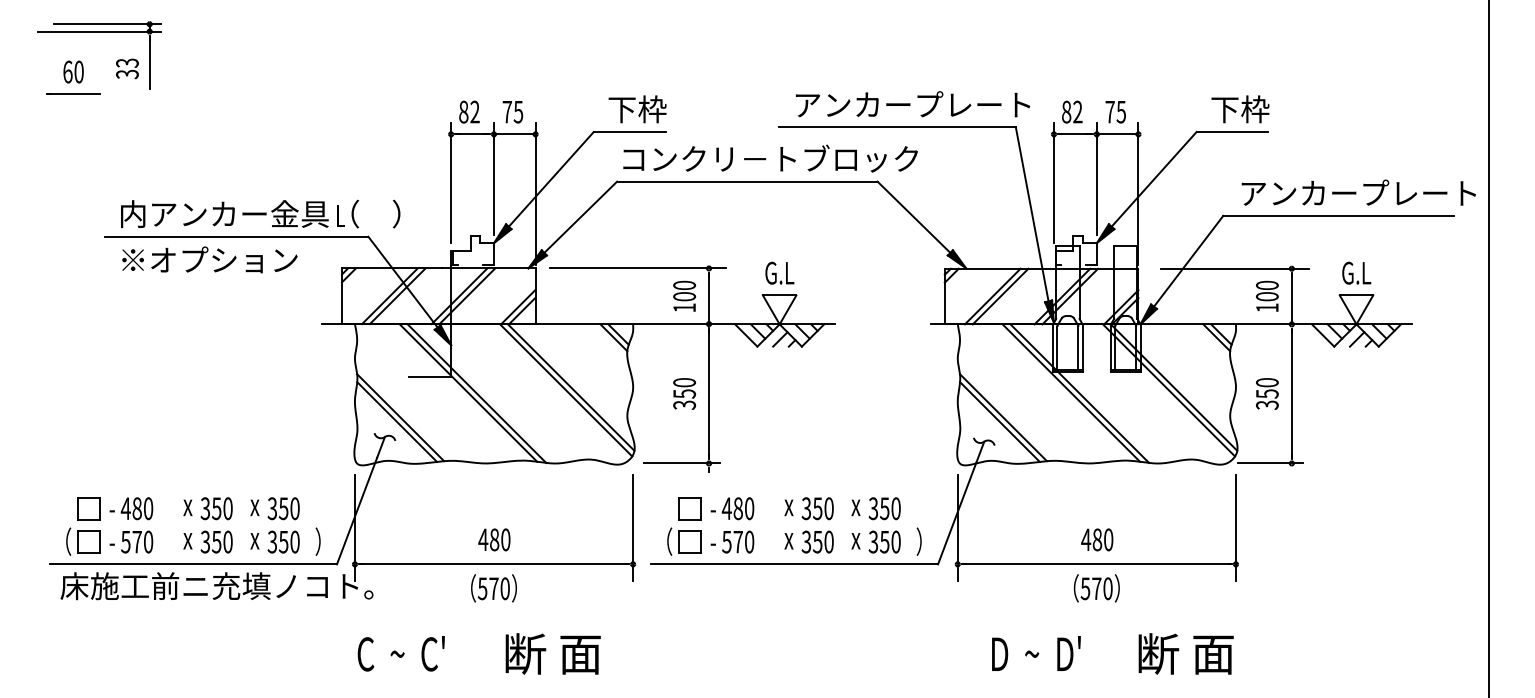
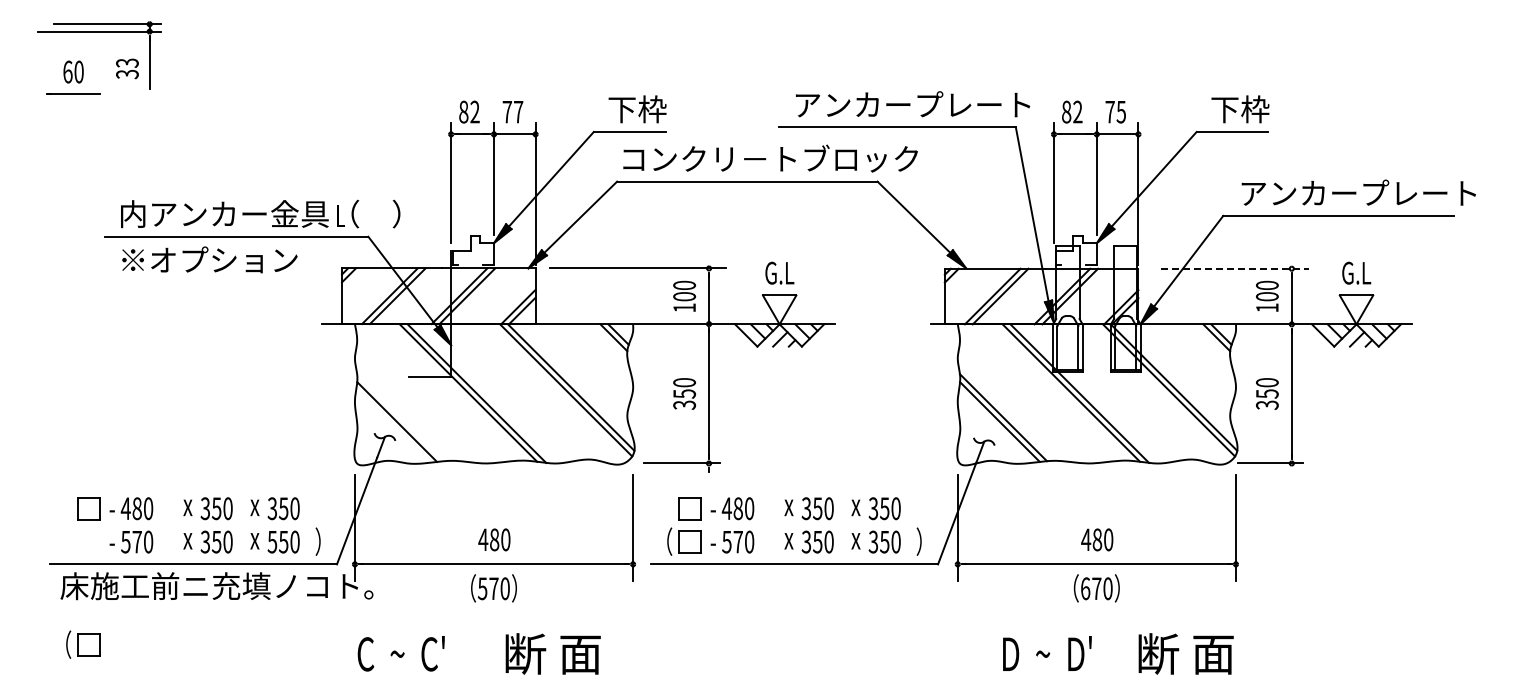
text: 75 -> 77 (518, 112)
line: solid -> dashed (1234, 268)
line: present -> none (1488, 348)
line: present -> none (400, 417)
part position: (83, 541) -> (83, 644) (83, 644)
text: 350 -> 550 (272, 541)
text: 570 -> 670 (1085, 588)
text position: (1036, 653) -> (1047, 653) (1047, 653)
